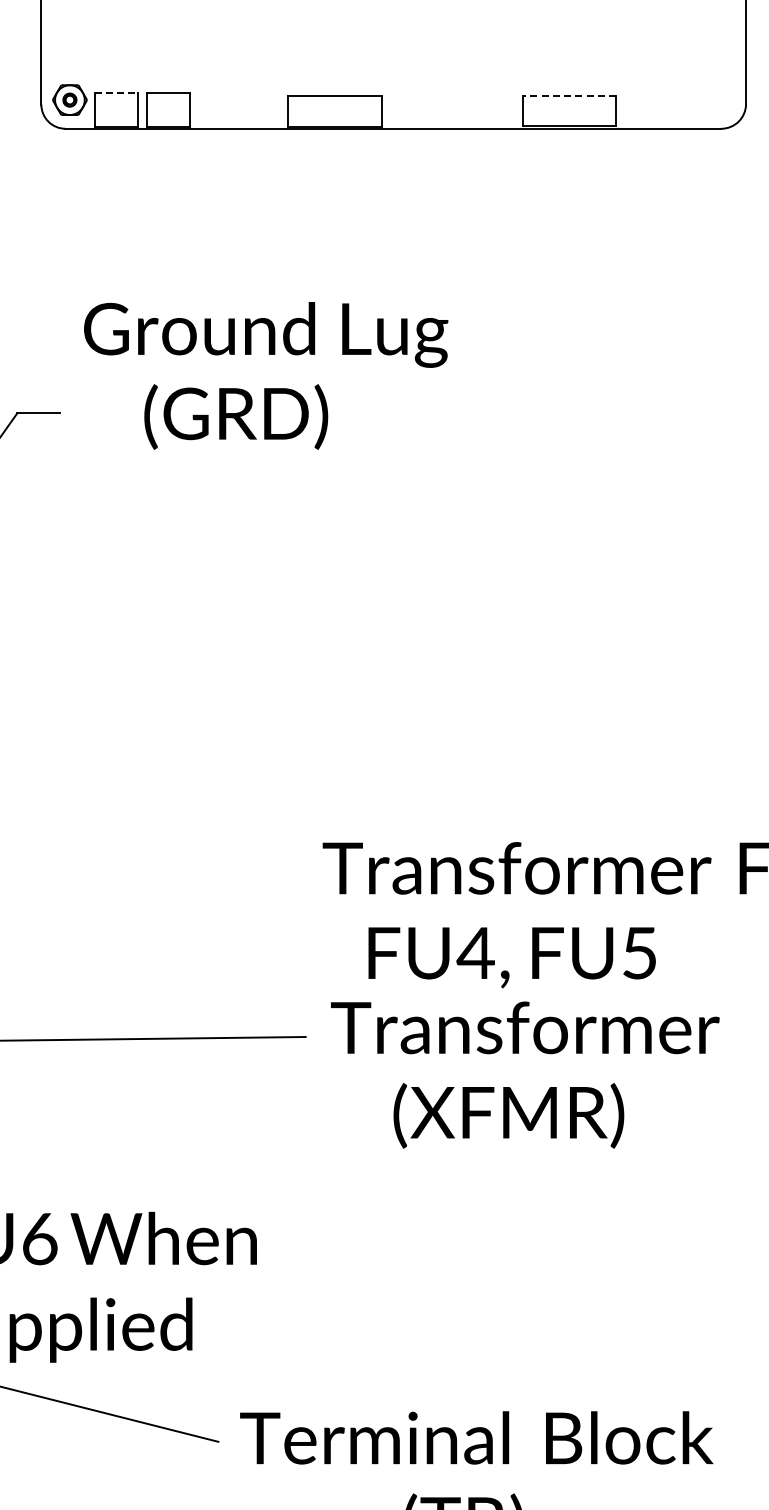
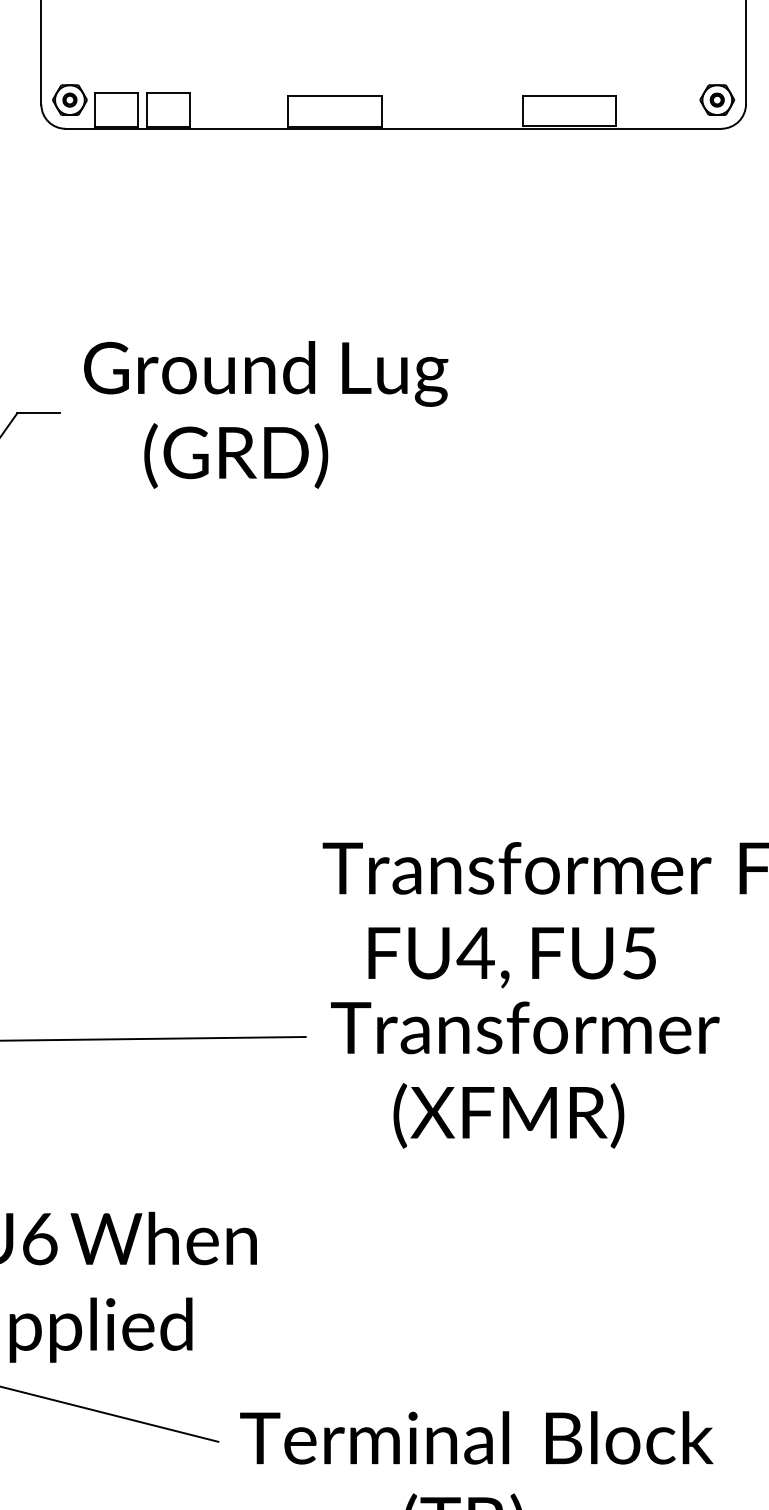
line: dashed -> solid (116, 92)
line: dashed -> solid (569, 95)
part: none -> present (716, 99)
text position: (266, 375) -> (266, 414) (266, 414)
